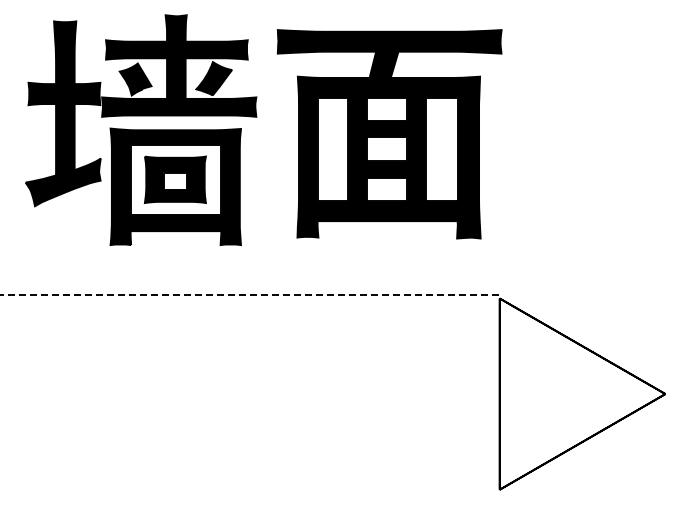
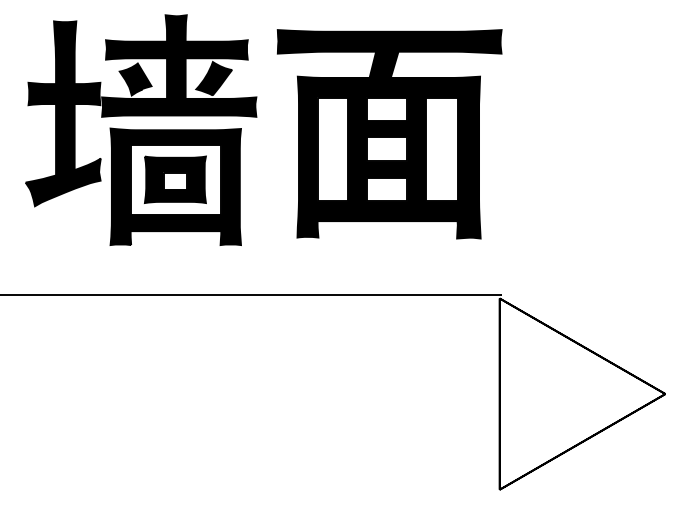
line: dashed -> solid (251, 295)
